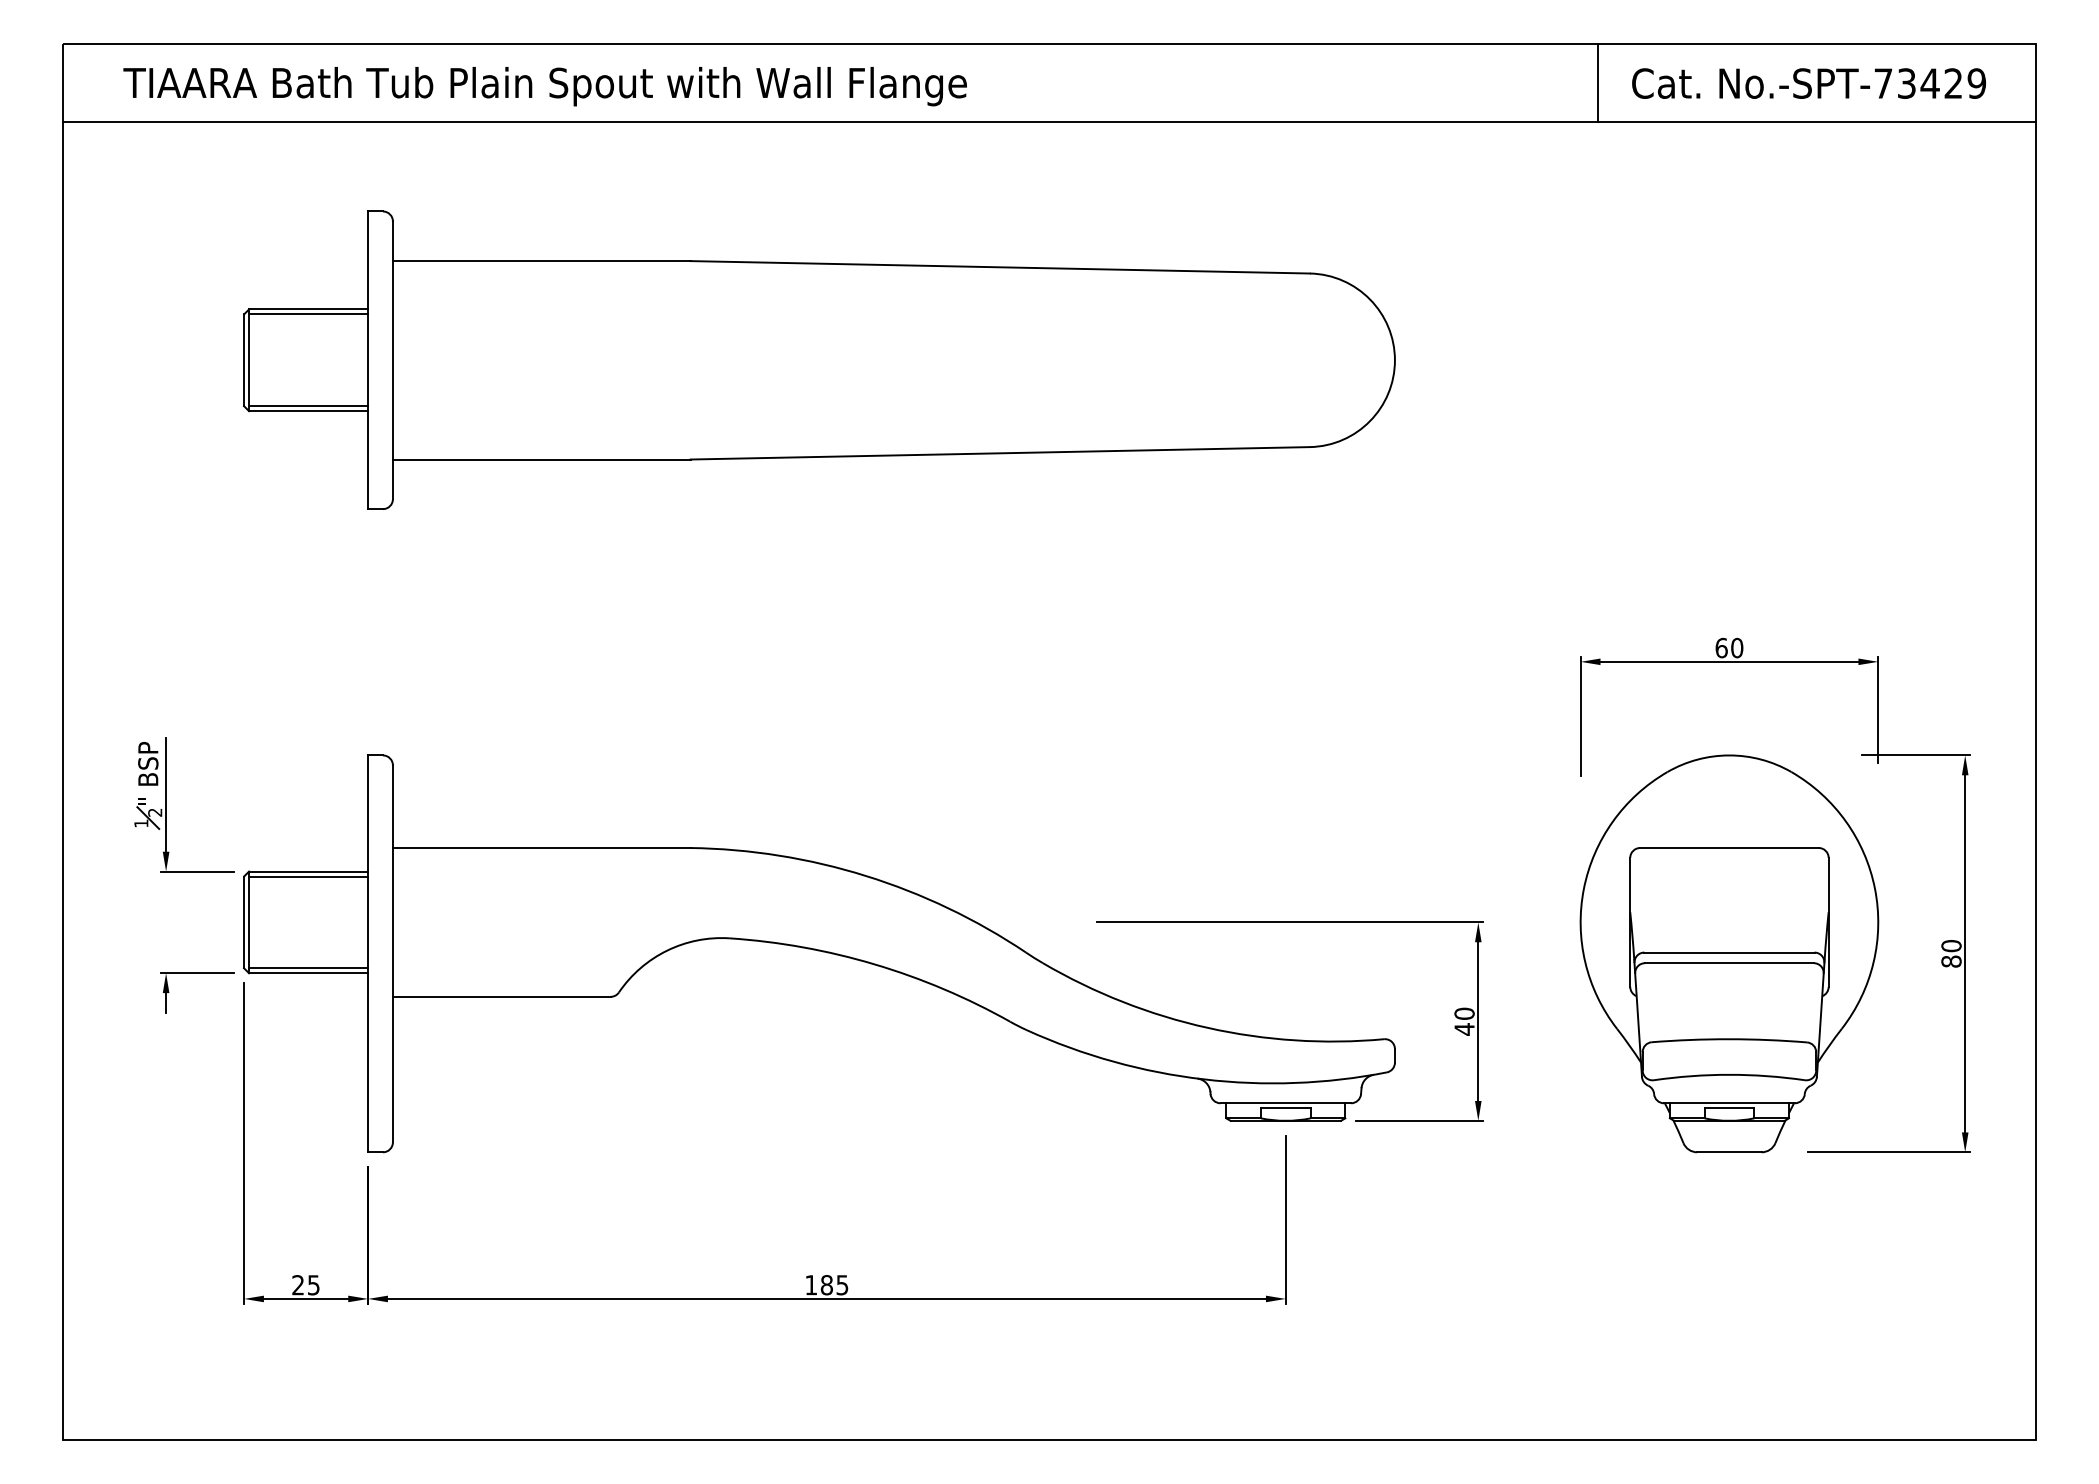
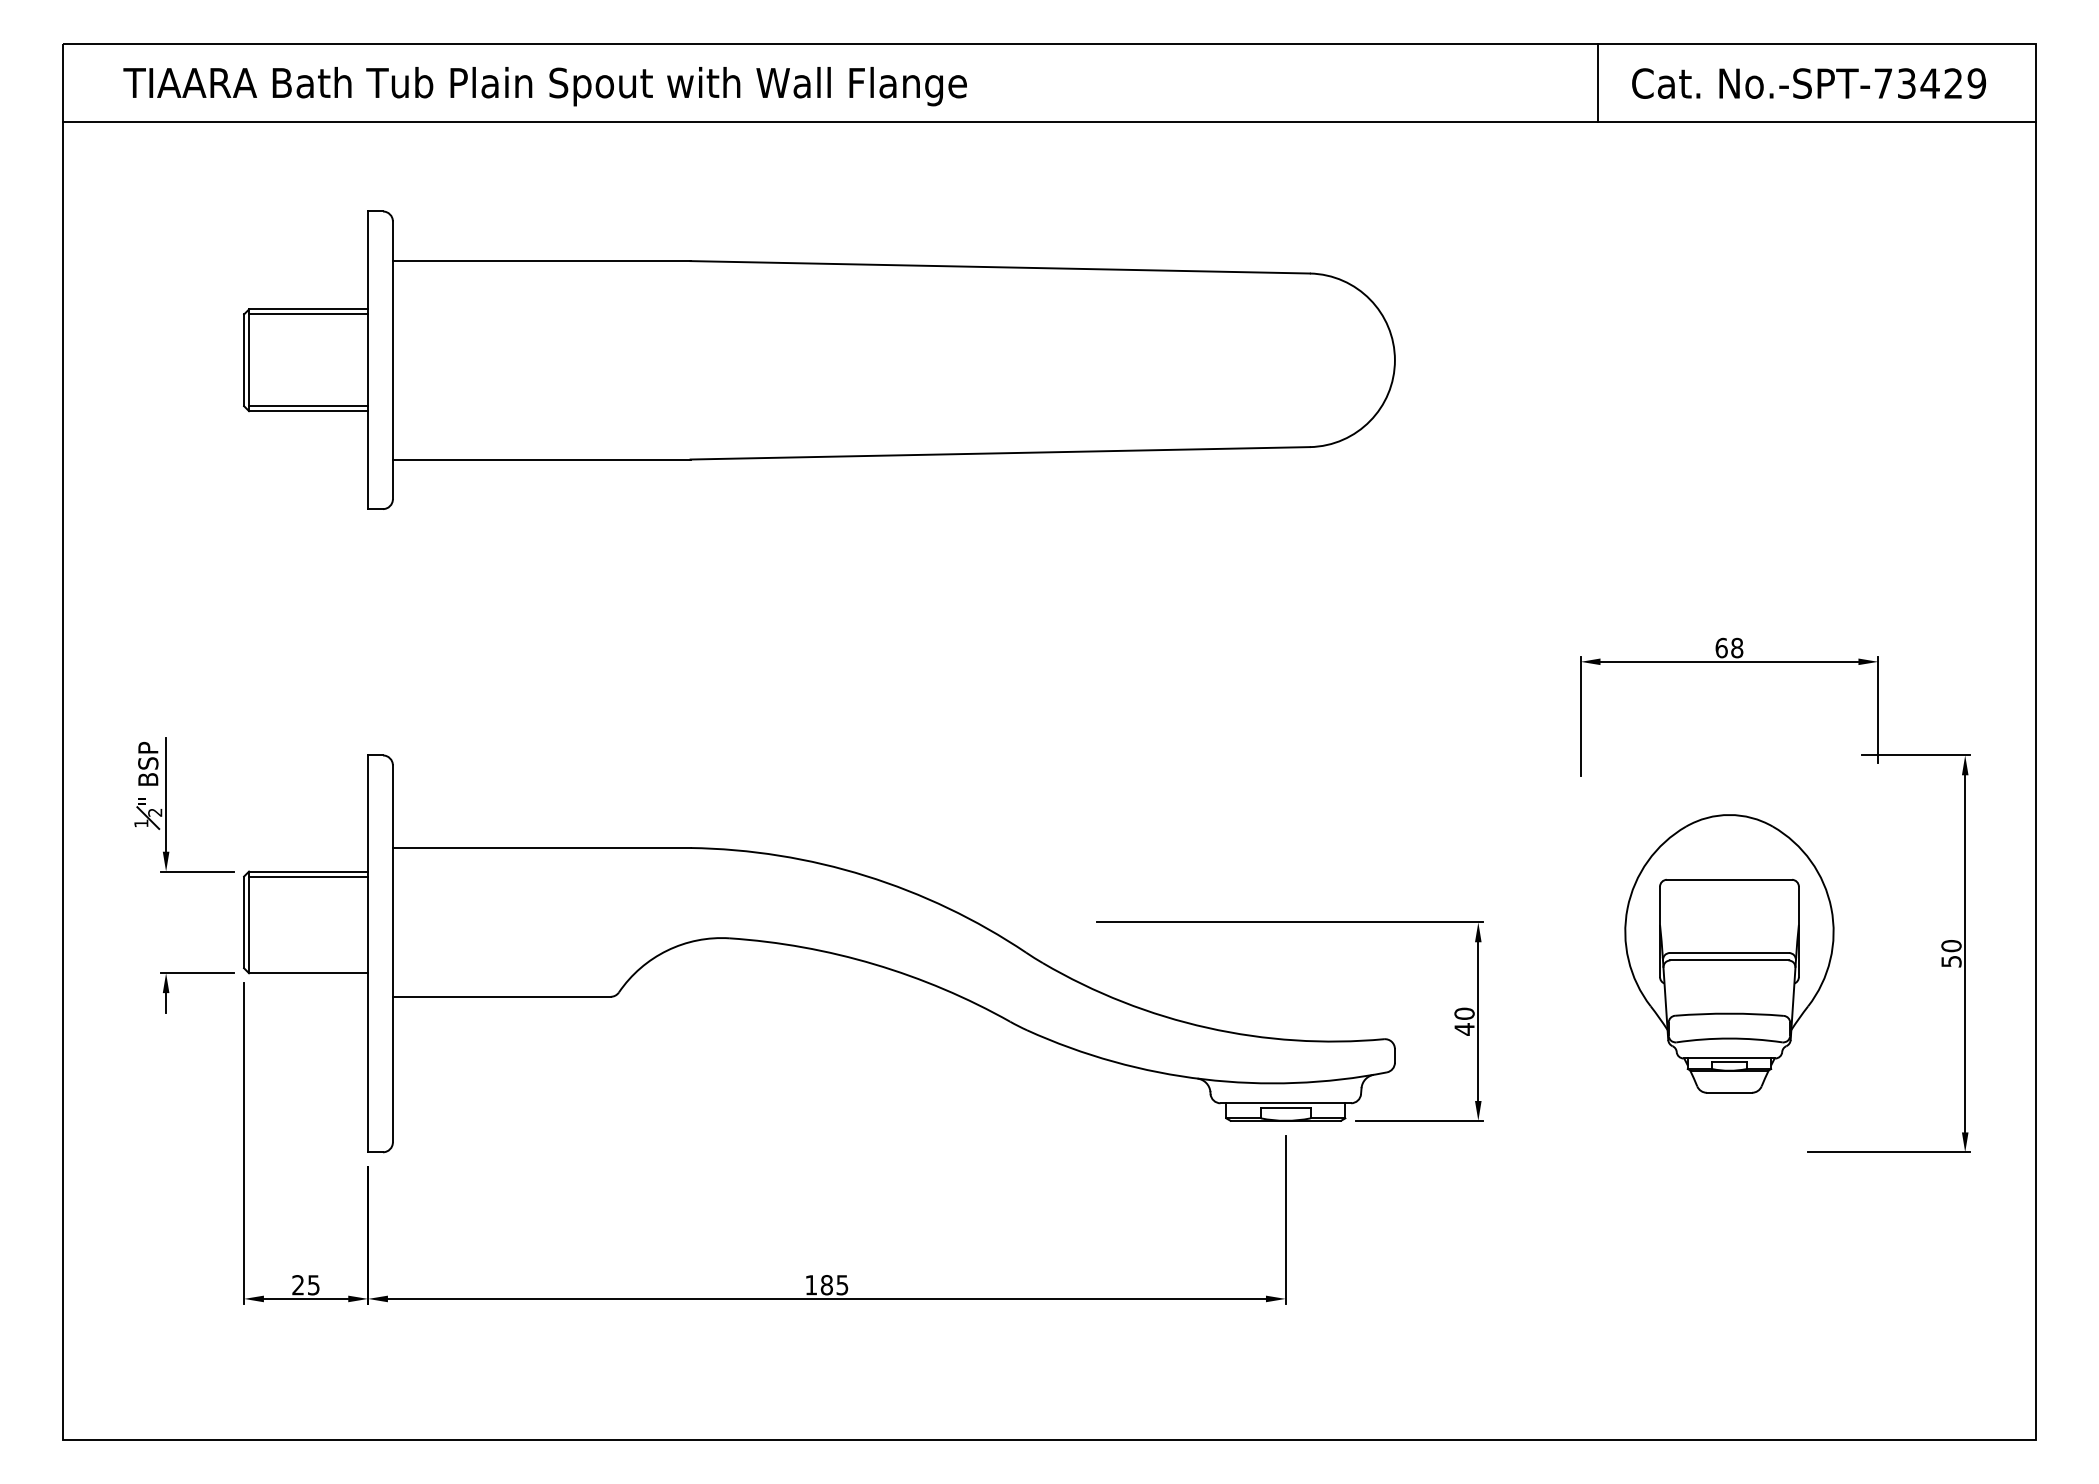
text: 60 -> 68 (1737, 648)
part size: 301x400 px -> 211x280 px (1729, 953)
text: 80 -> 50 (1951, 961)
line: present -> none (308, 968)
